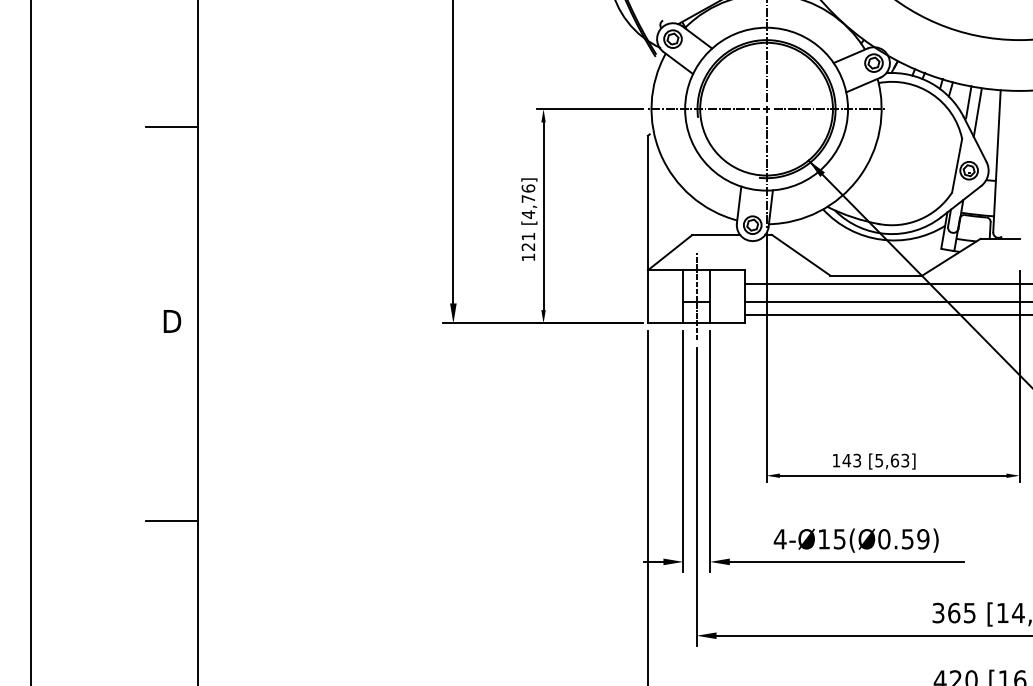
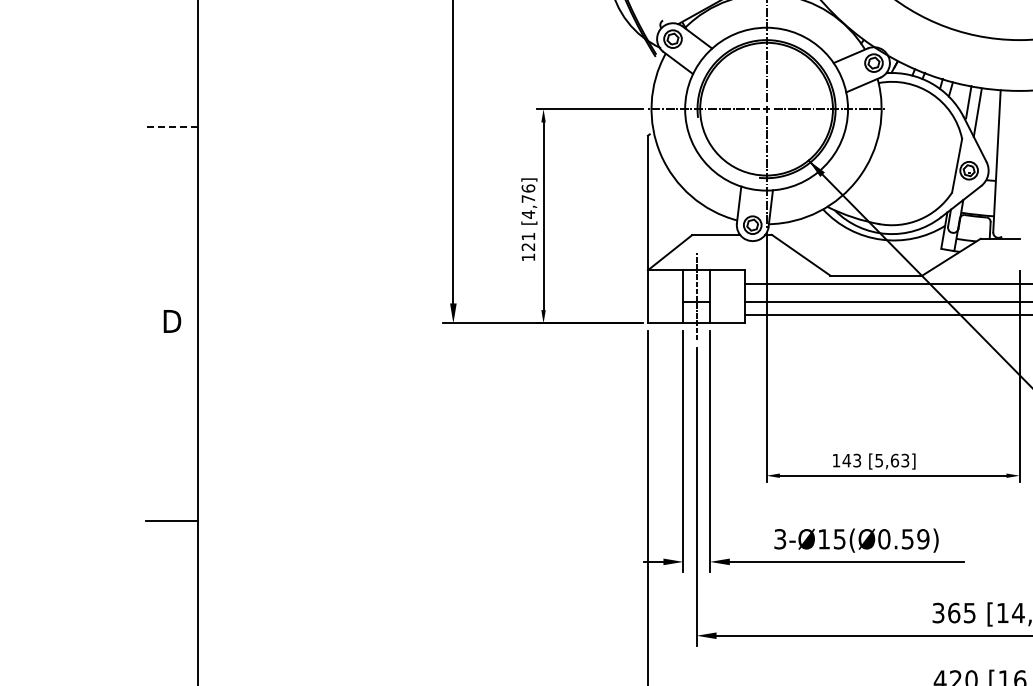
line: solid -> dashed (171, 127)
line: present -> none (30, 342)
text: 4-Ø15(Ø0.59) -> 3-Ø15(Ø0.59) (779, 539)
